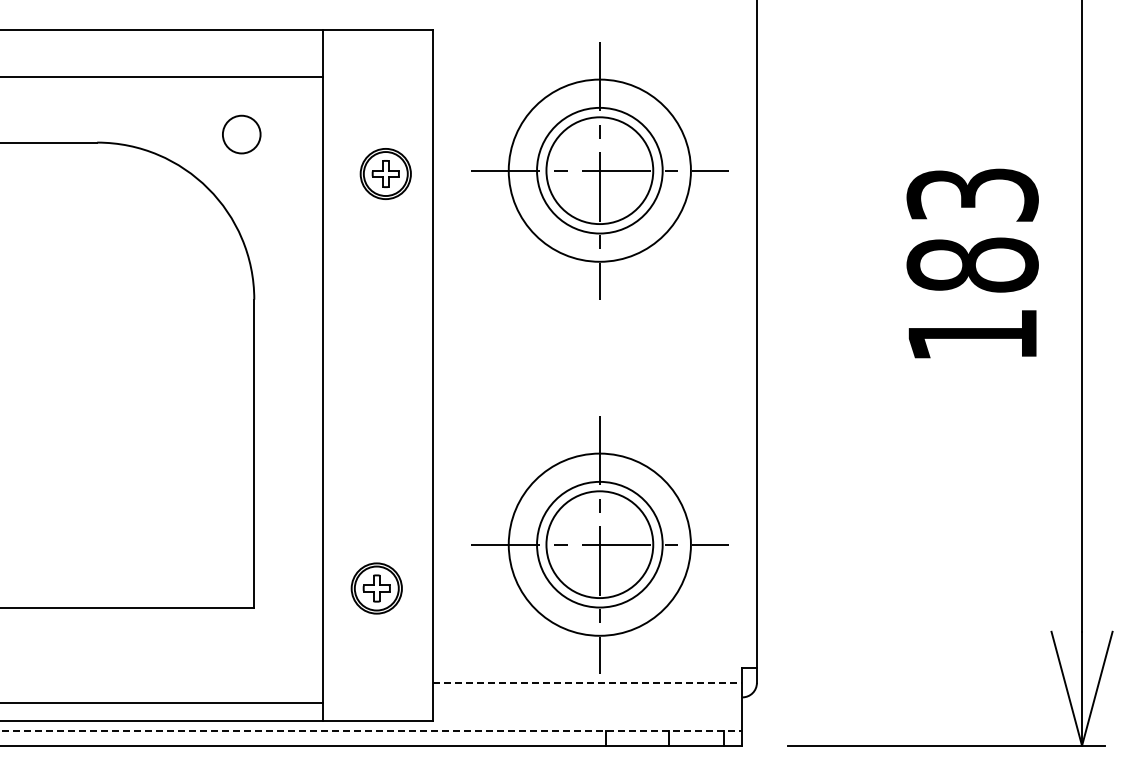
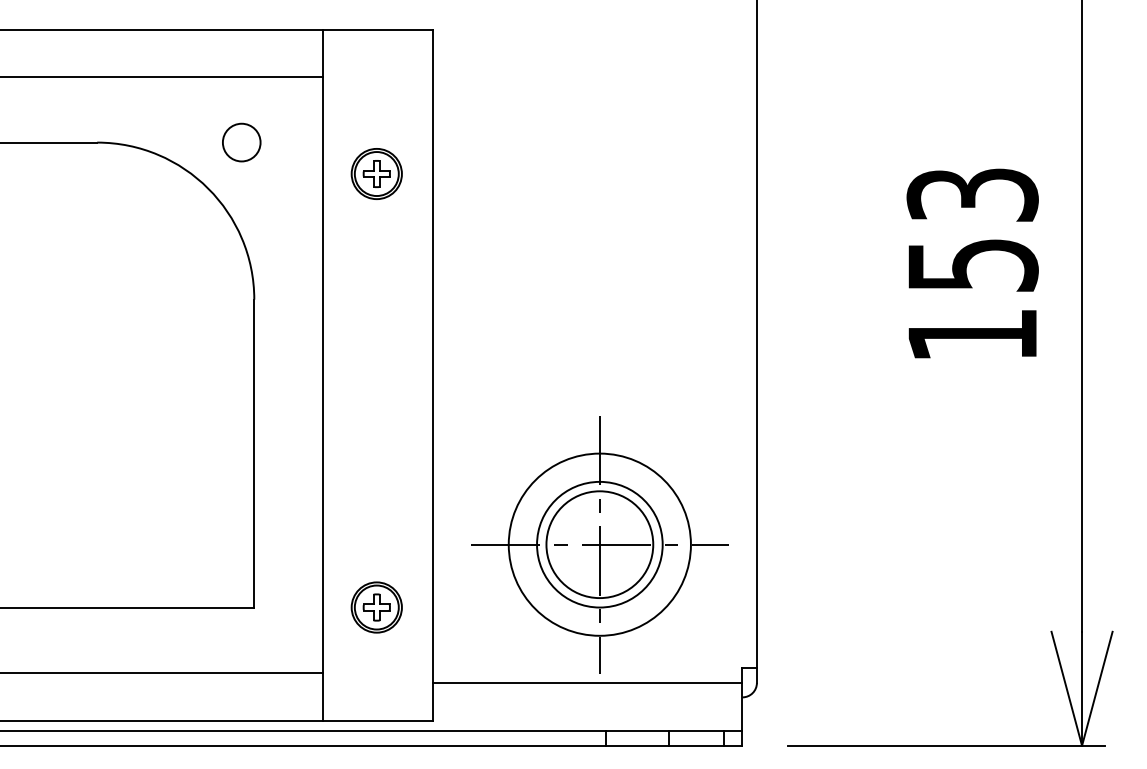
circle position: (241, 134) -> (241, 142) (241, 142)
part: present -> none (599, 170)
part position: (385, 173) -> (376, 173) (376, 173)
text: 183 -> 153 (972, 264)
part position: (376, 588) -> (376, 607) (376, 607)
line: dashed -> solid (587, 682)
line position: (162, 702) -> (162, 672) (162, 672)
line: dashed -> solid (371, 731)
